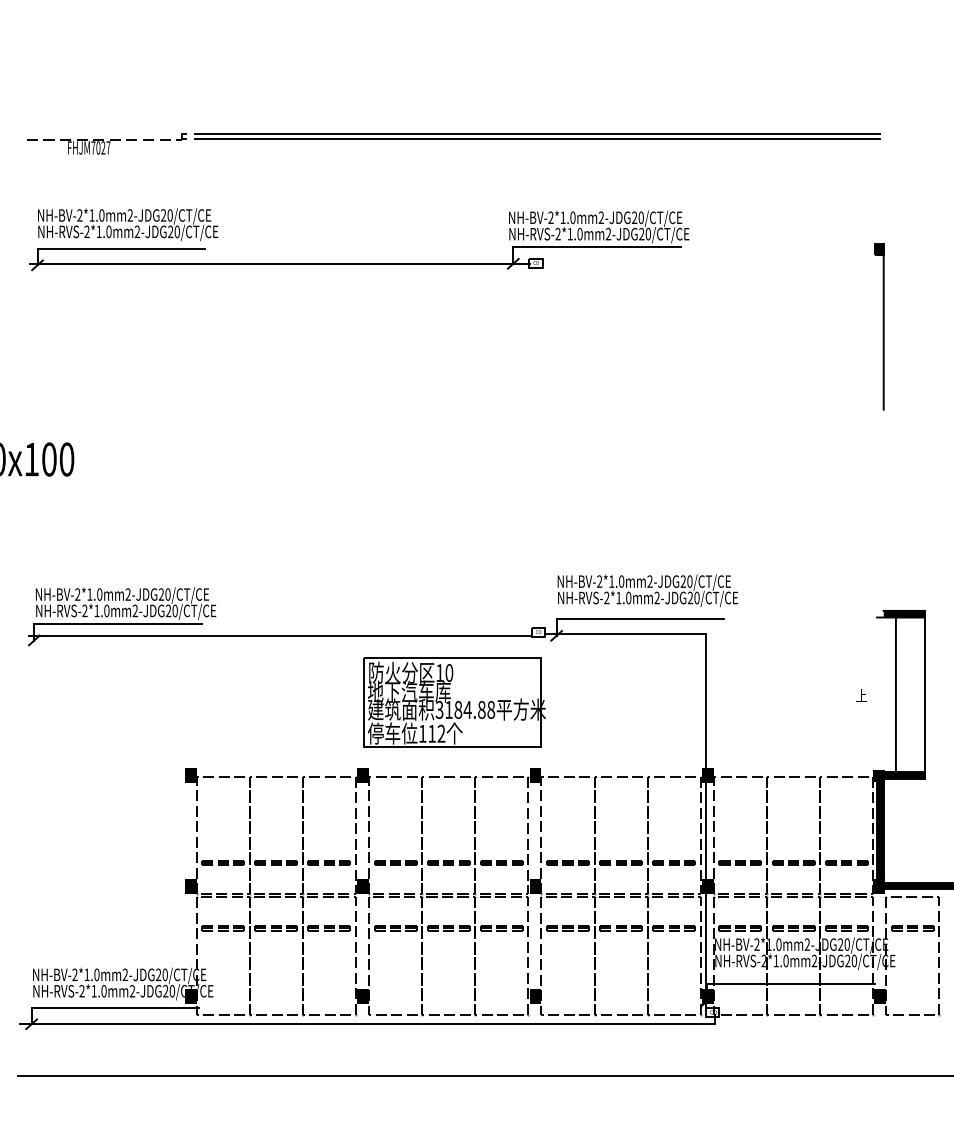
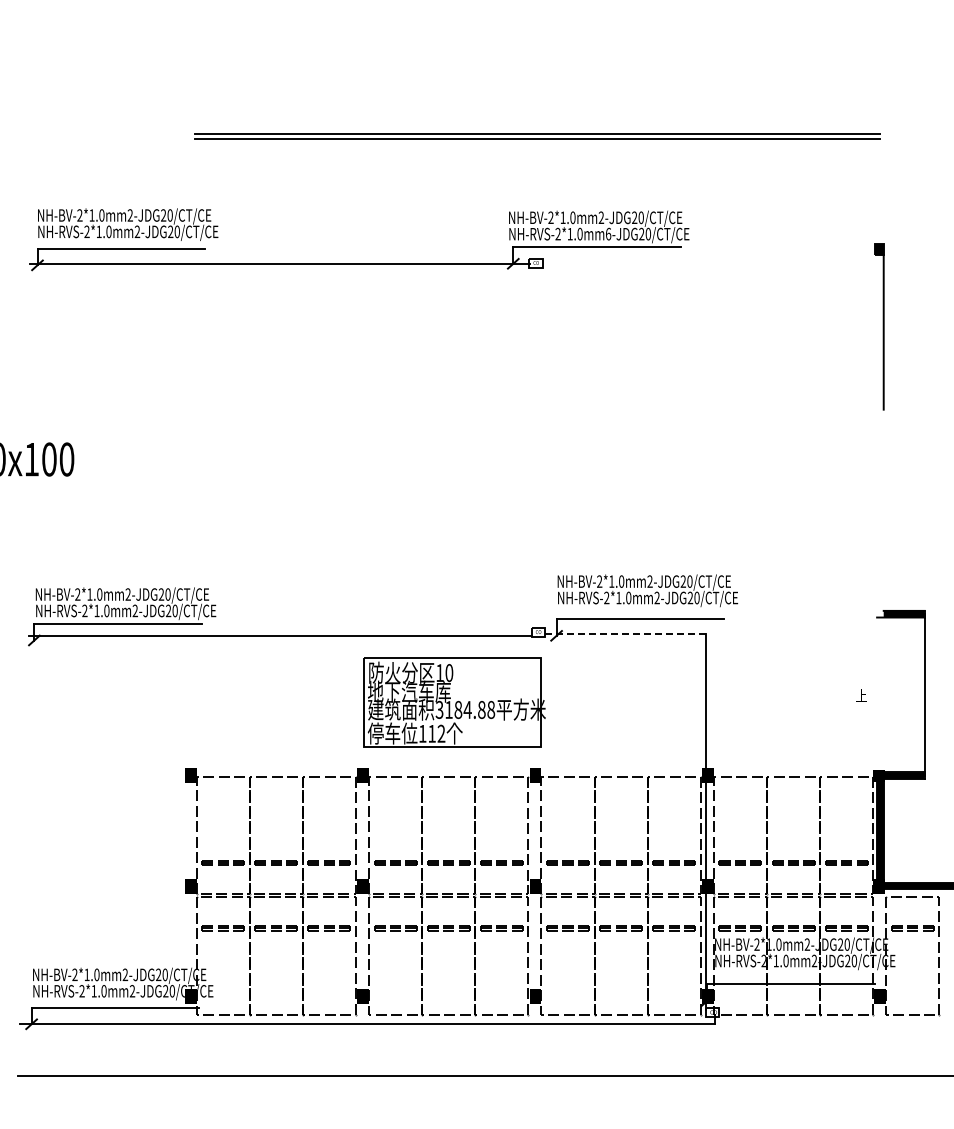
part: present -> none (106, 143)
text: NH-RVS-2*1.0mm2-JDG20/CT/CE -> NH-RVS-2*1.0mm6-JDG20/CT/CE (608, 233)
line: solid -> dashed (626, 634)
line: present -> none (895, 694)
